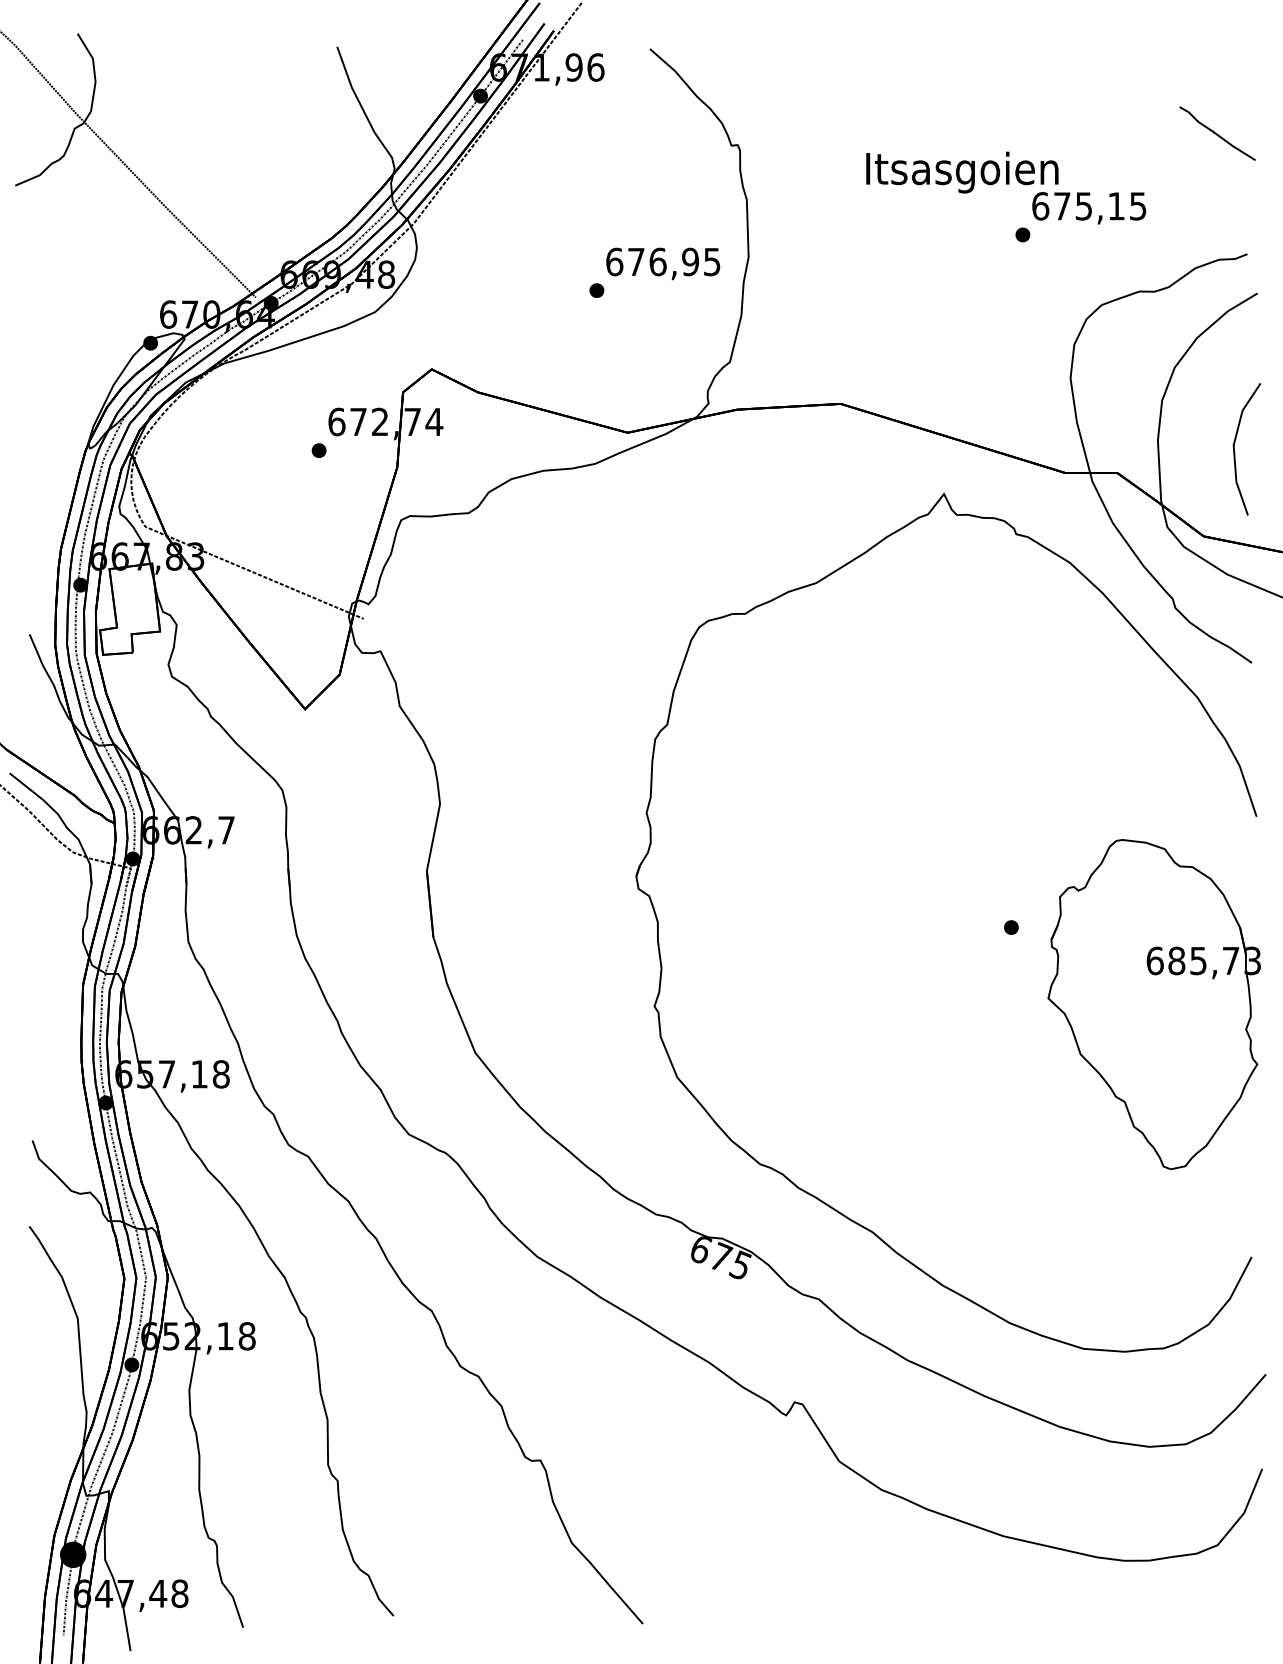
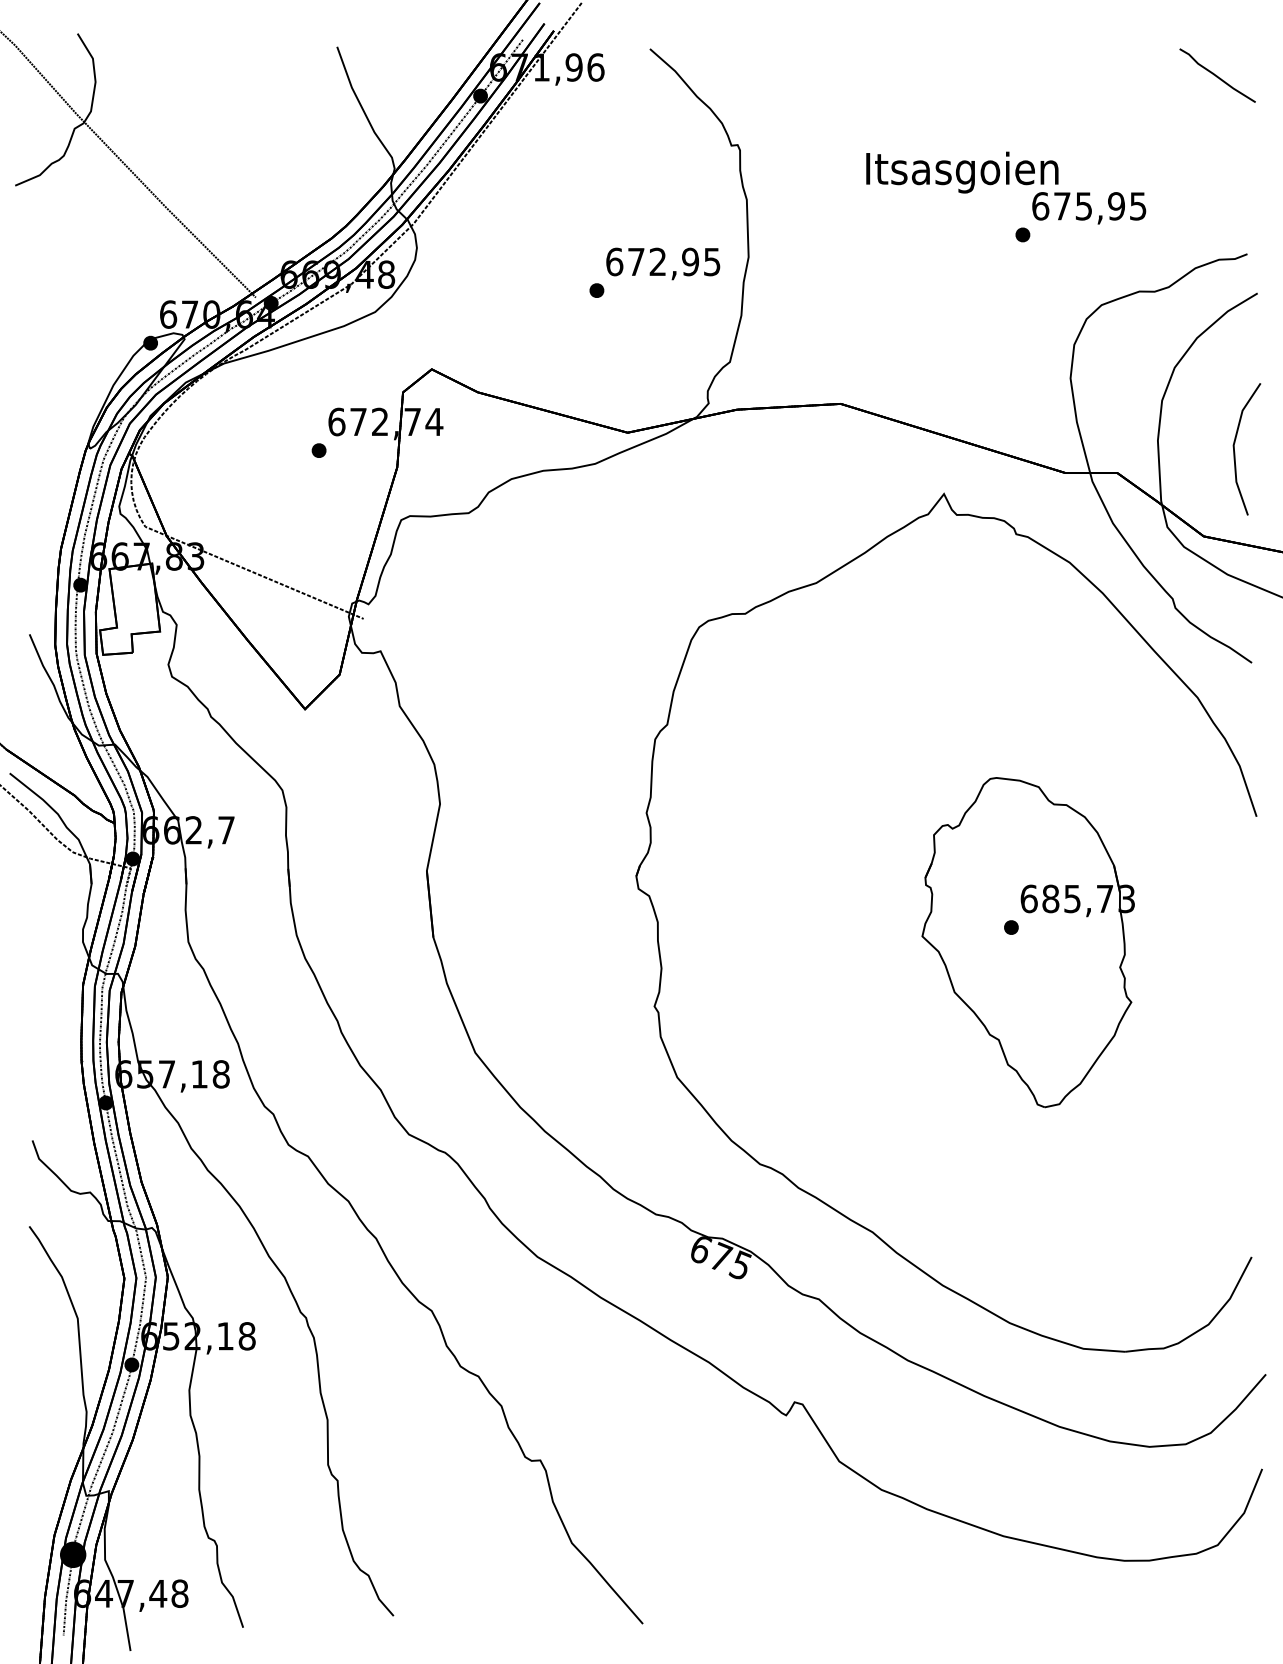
part position: (1217, 133) -> (1217, 75) (1217, 75)
text: 675,15 -> 675,95 (1116, 206)
text: 676,95 -> 672,95 (657, 261)
part position: (1153, 1004) -> (1027, 942) (1027, 942)
